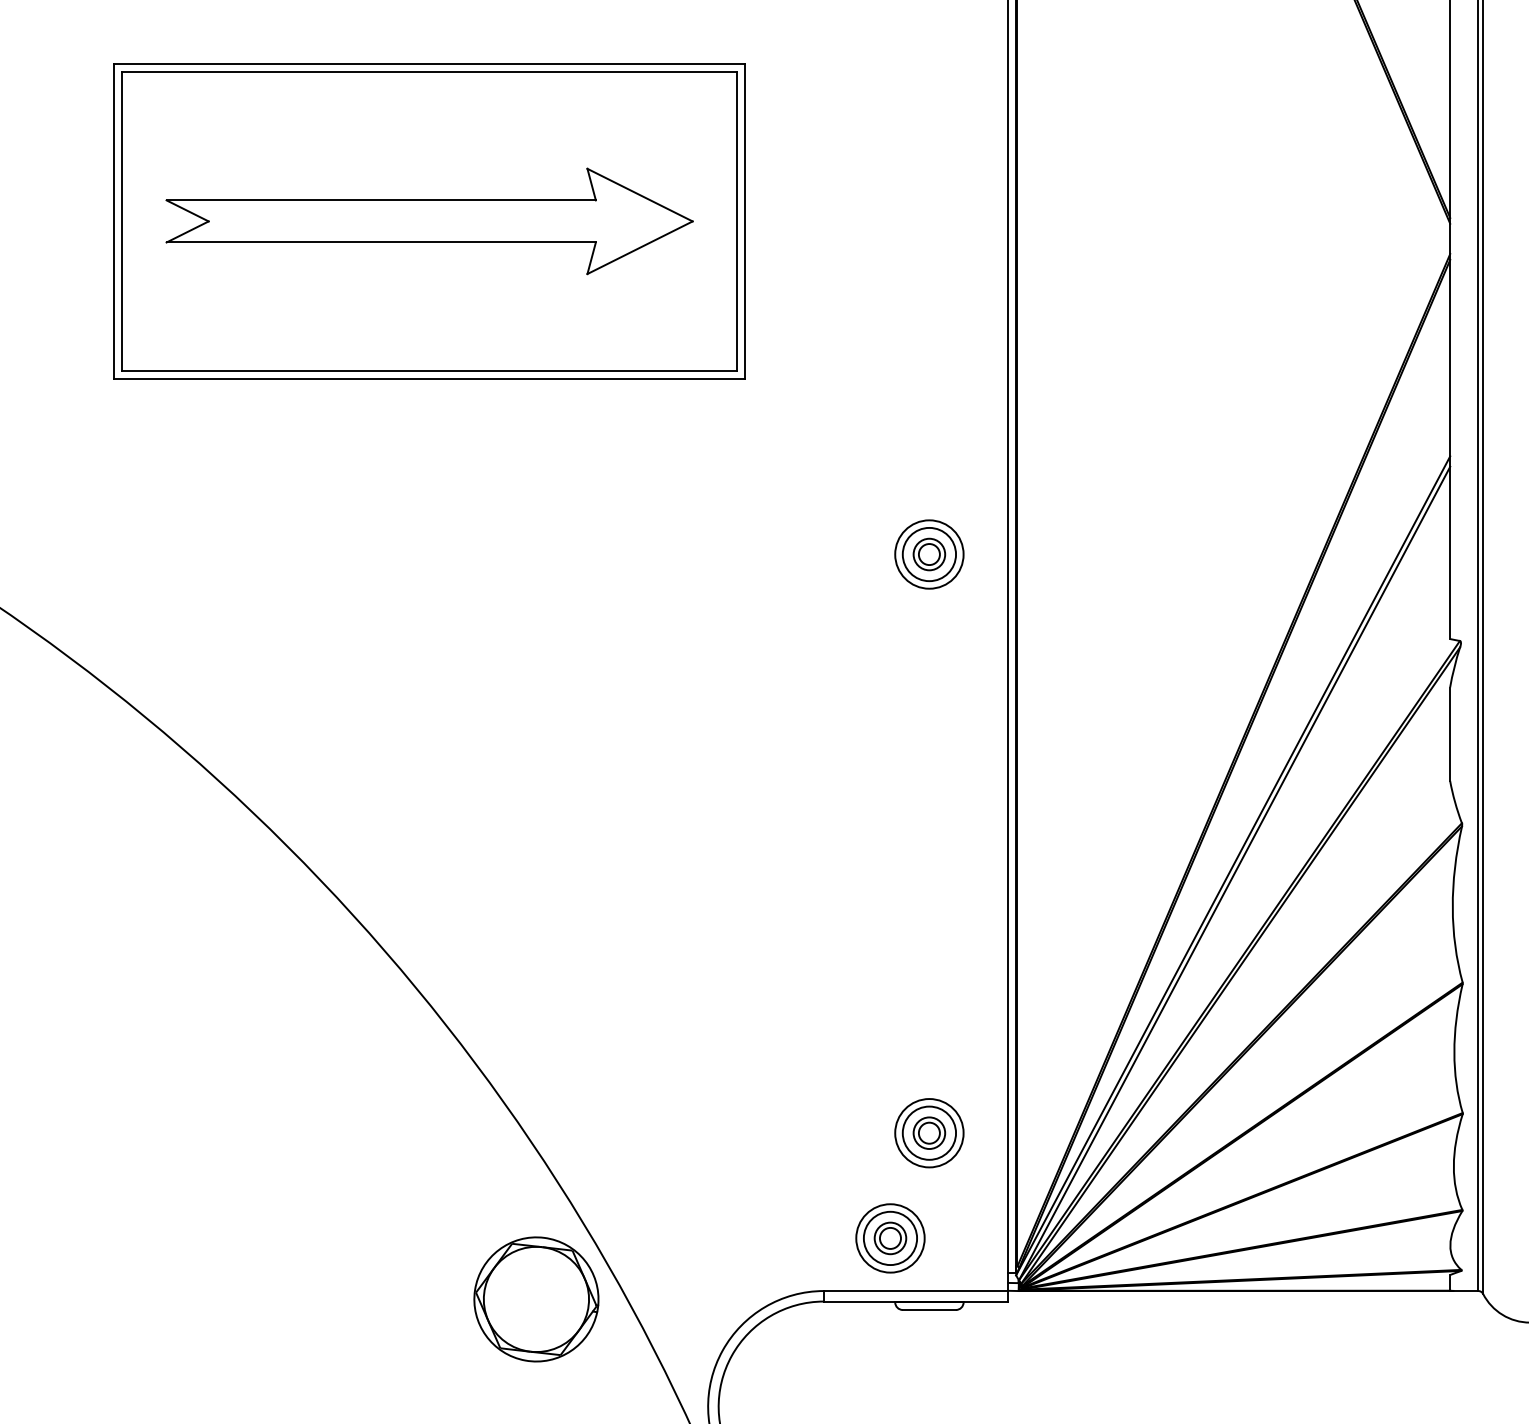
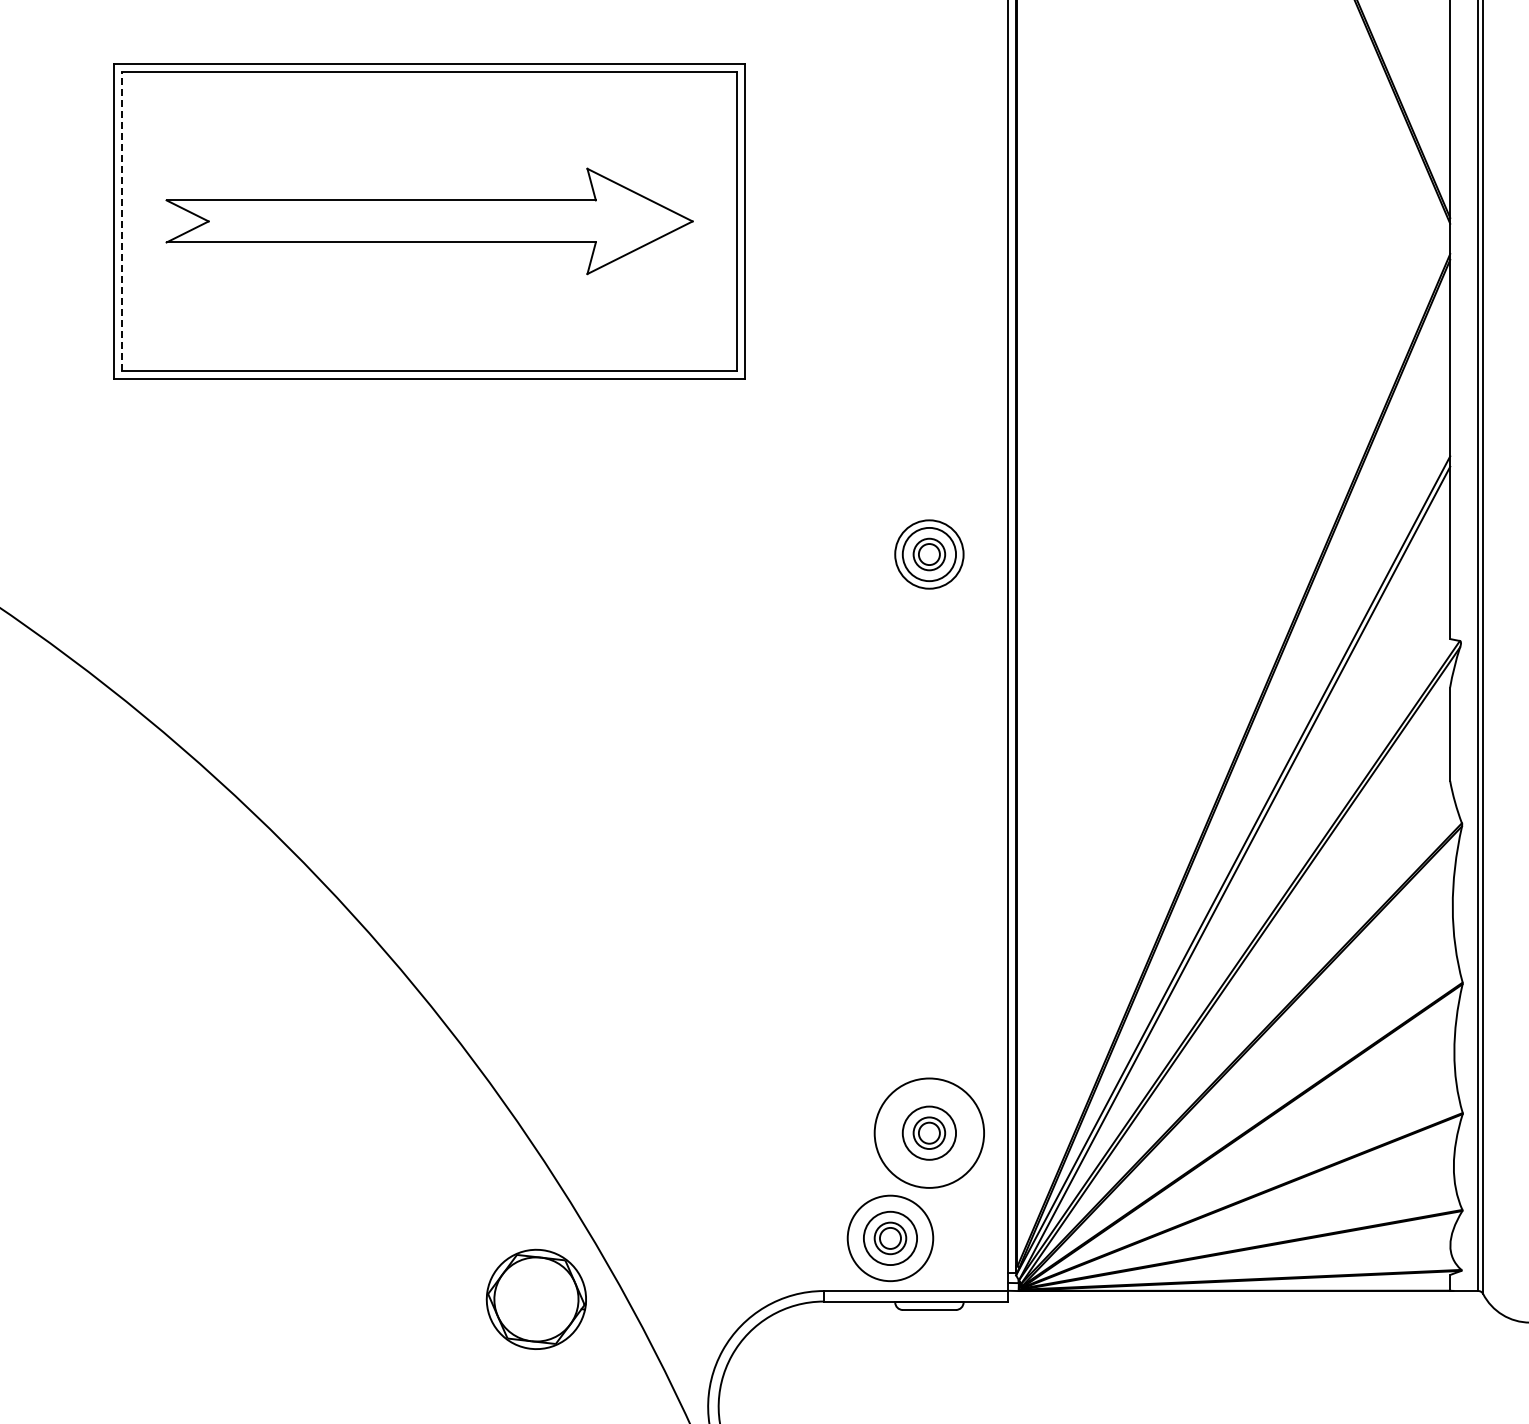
line: solid -> dashed (122, 220)
circle diameter: 68 px -> 109 px (929, 1132)
circle diameter: 68 px -> 85 px (890, 1238)
part size: 127x127 px -> 102x102 px (535, 1298)
